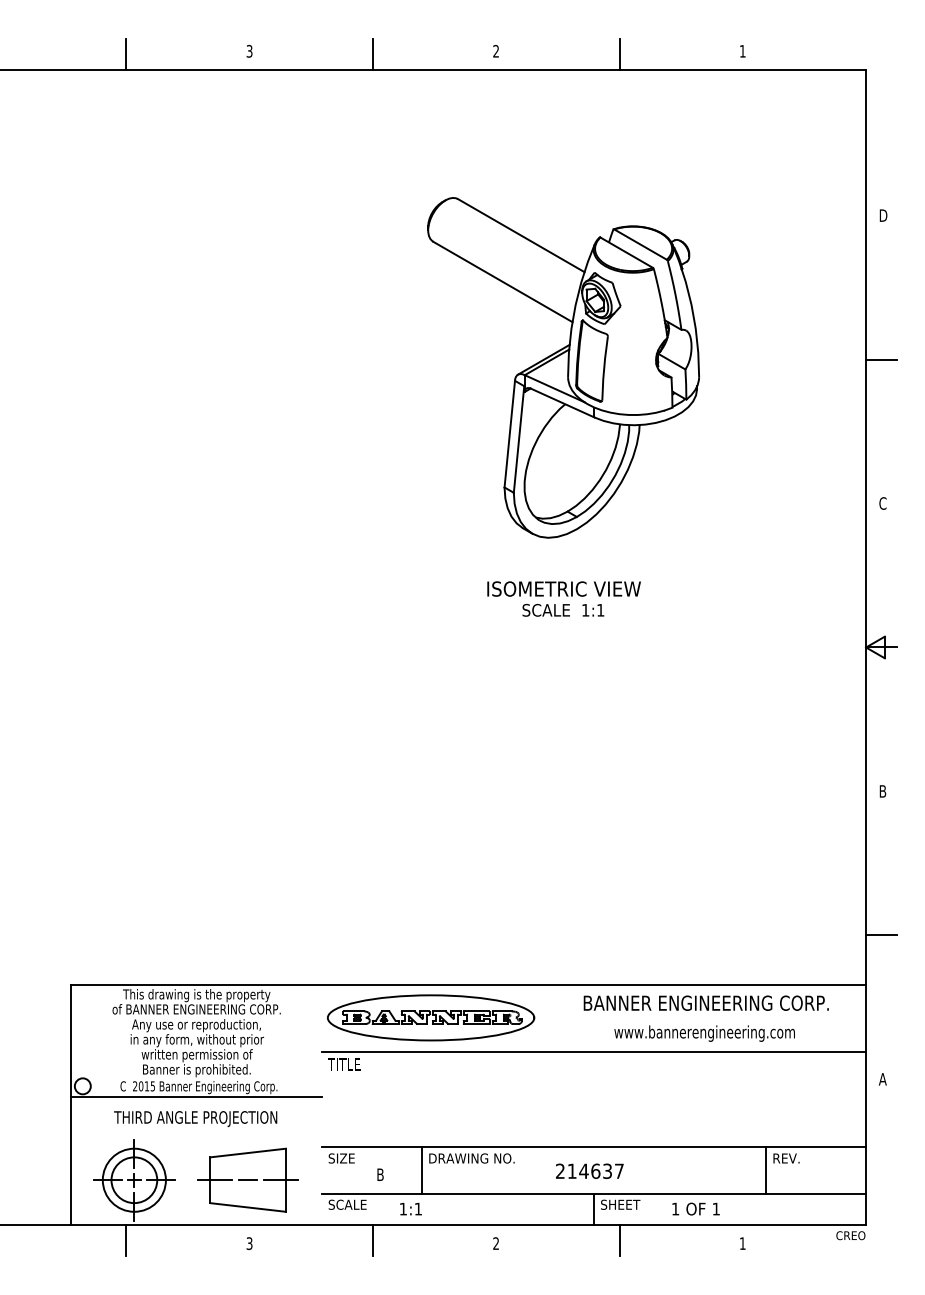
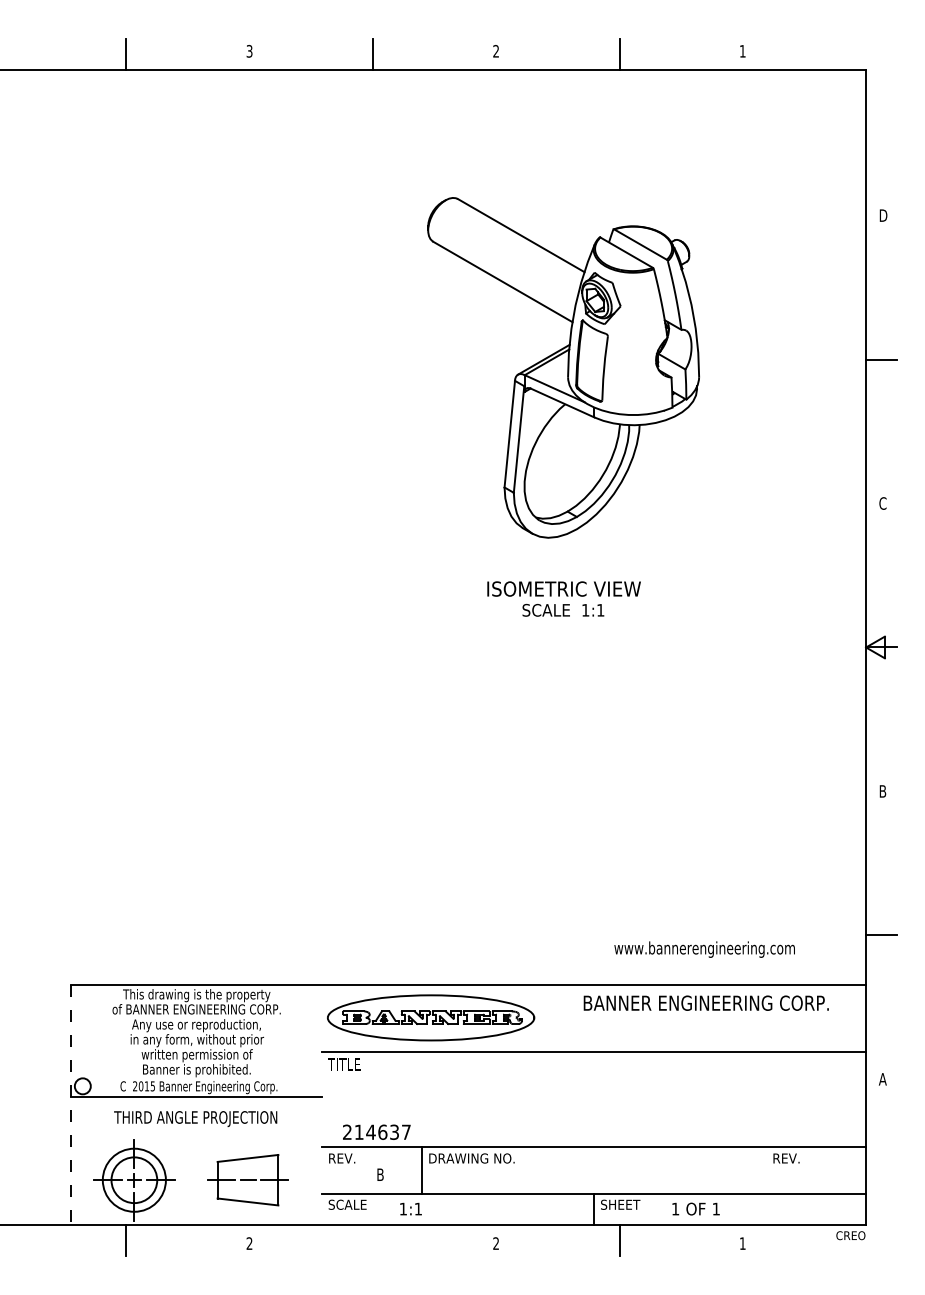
text position: (704, 1033) -> (704, 949) (704, 949)
line: solid -> dashed (71, 1105)
text: SIZE -> REV. (341, 1158)
text position: (589, 1170) -> (376, 1131) (376, 1131)
line: present -> none (765, 1170)
part size: 102x66 px -> 82x53 px (247, 1180)
line: present -> none (372, 1240)
text: 3 -> 2 (249, 1244)
